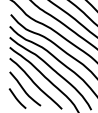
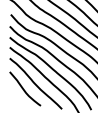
line: present -> none (17, 98)
